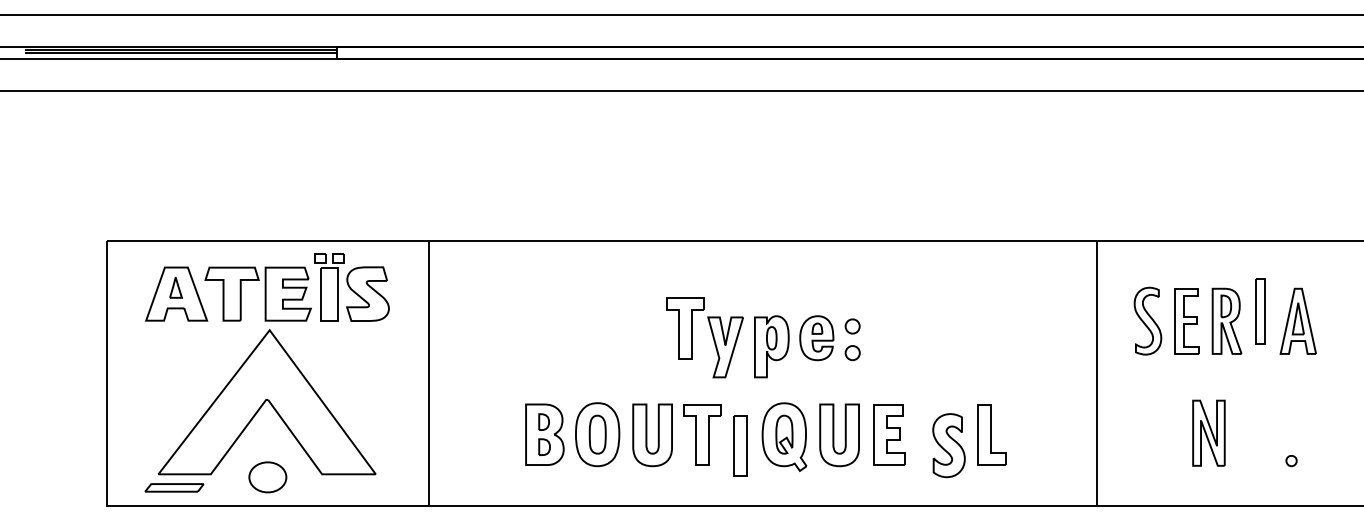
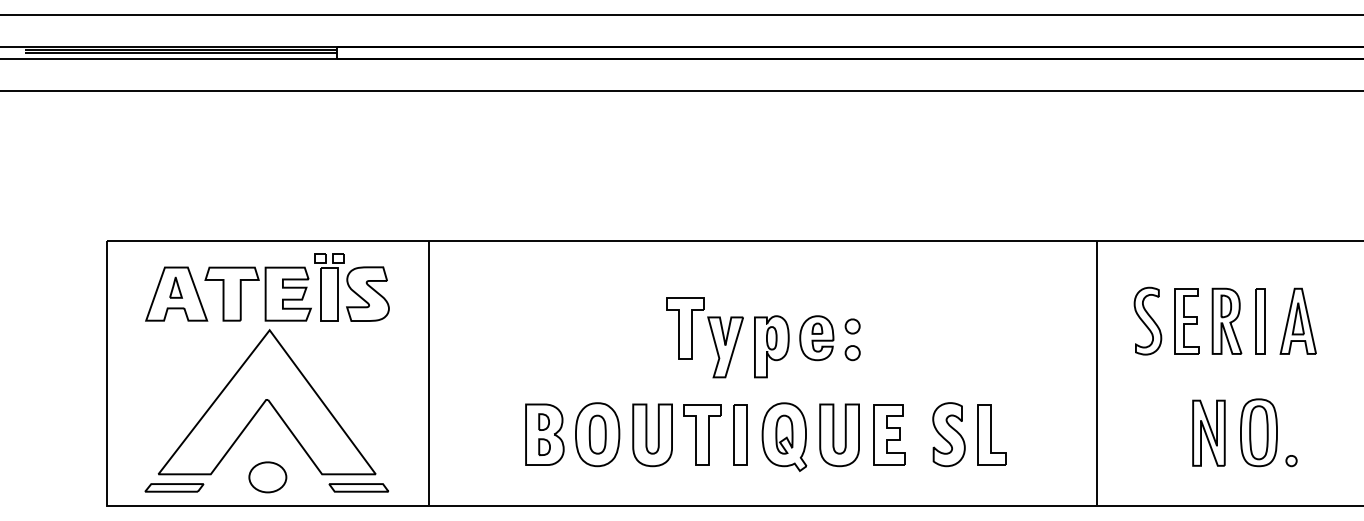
part position: (1260, 311) -> (1260, 321) (1260, 321)
part: none -> present (1258, 432)
part position: (740, 445) -> (740, 434) (740, 434)
part position: (948, 445) -> (948, 434) (948, 434)
part: none -> present (358, 487)
